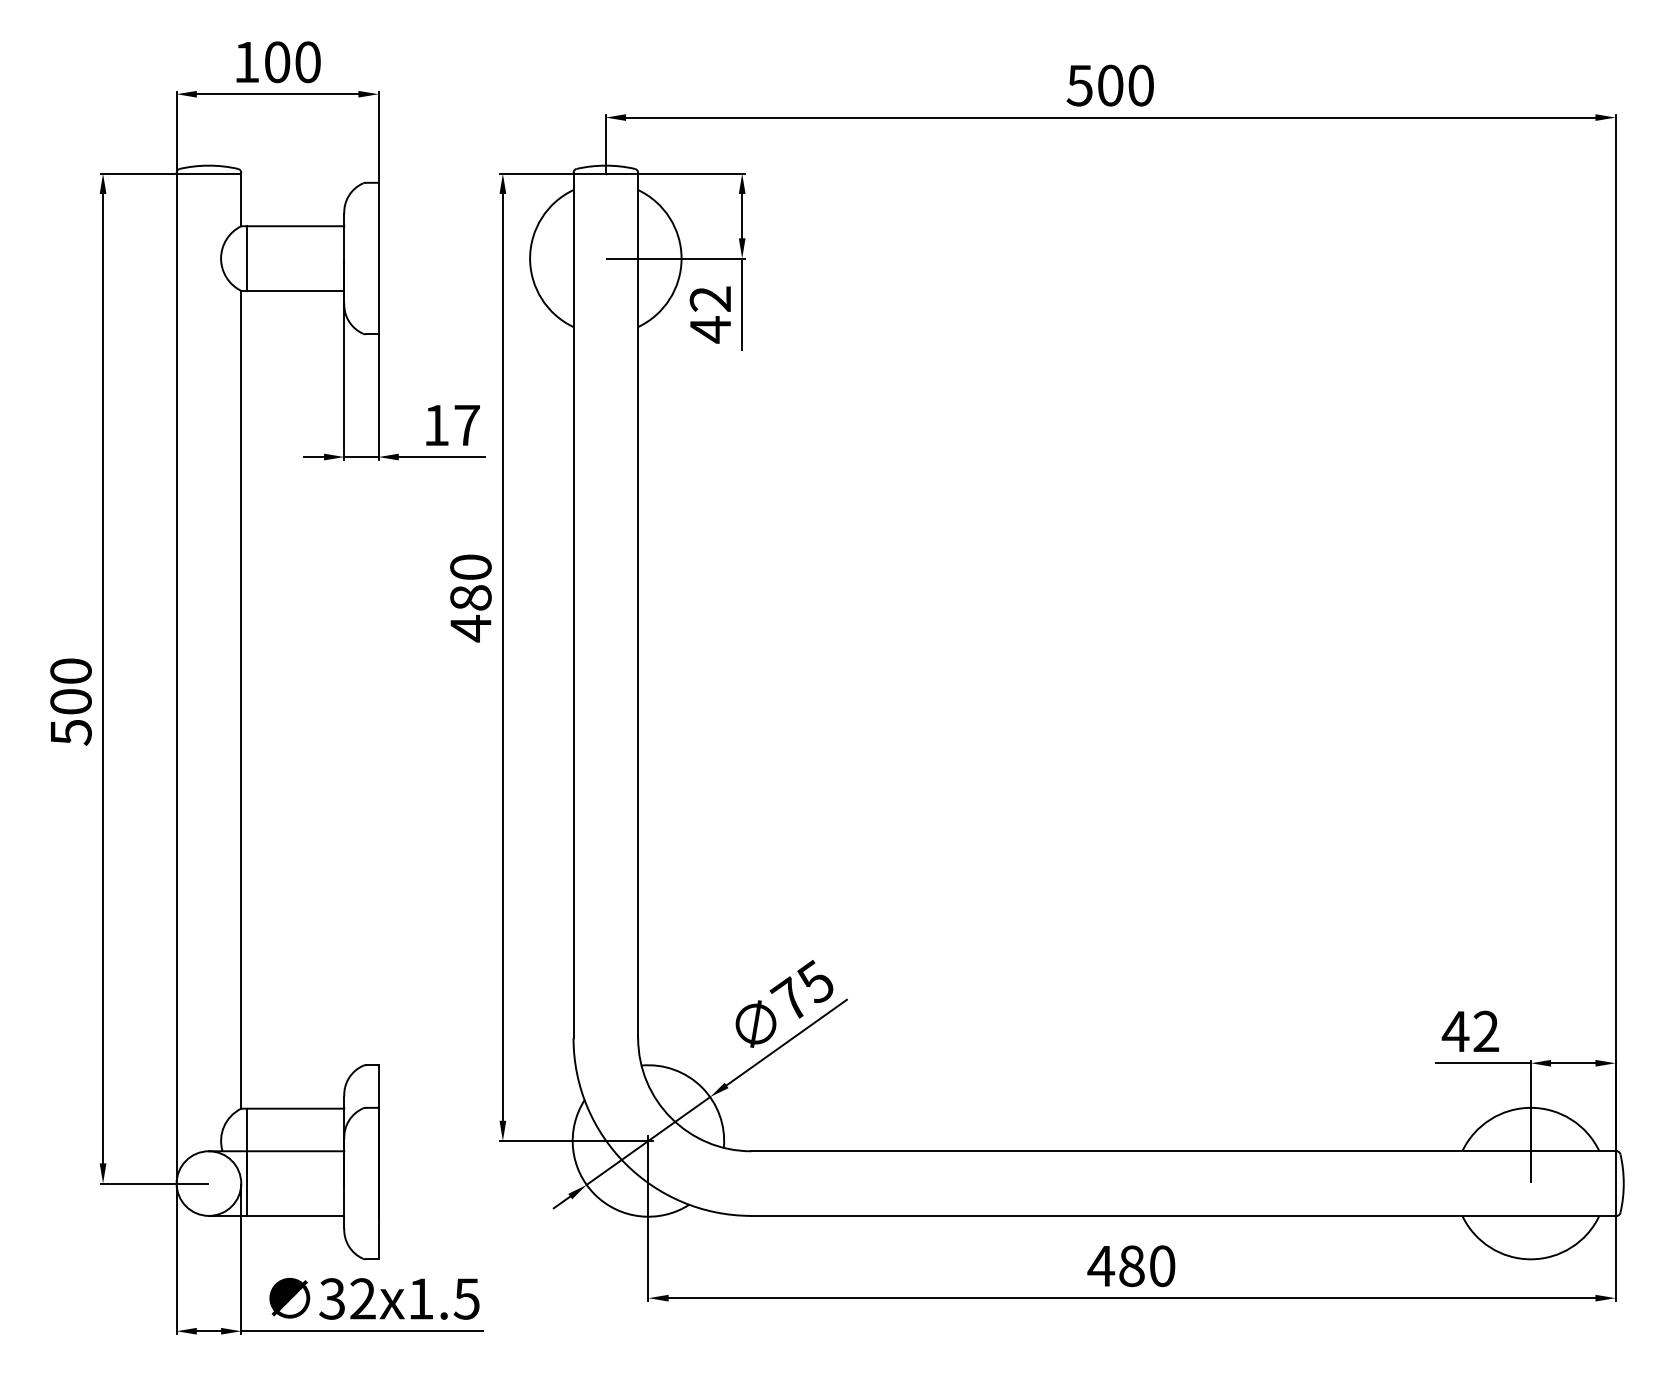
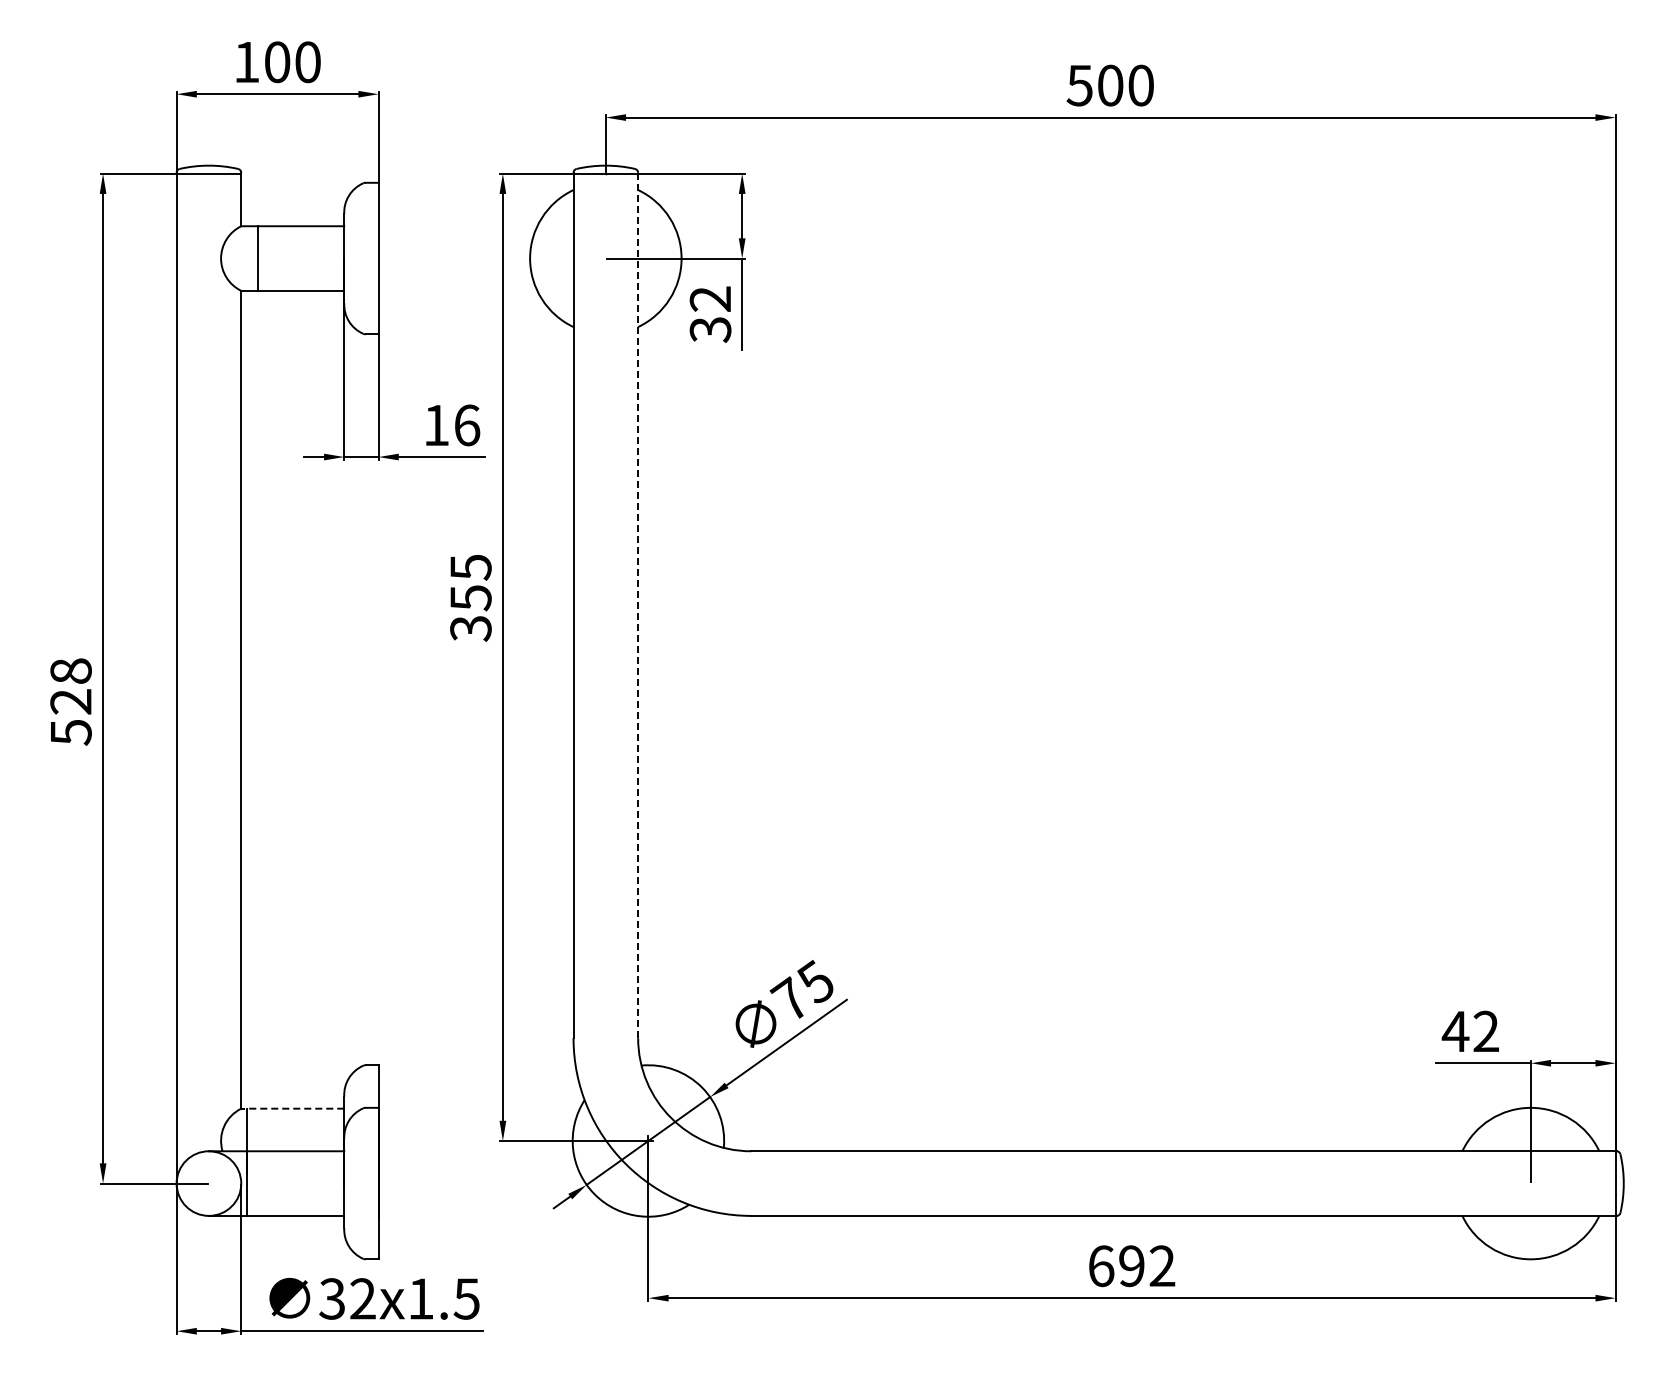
line position: (247, 258) -> (258, 258) (258, 258)
text: 42 -> 32 (710, 329)
text: 17 -> 16 (467, 425)
text: 480 -> 355 (470, 598)
line: solid -> dashed (638, 605)
text: 500 -> 528 (70, 686)
line: solid -> dashed (292, 1108)
text: 480 -> 692 (1131, 1266)
